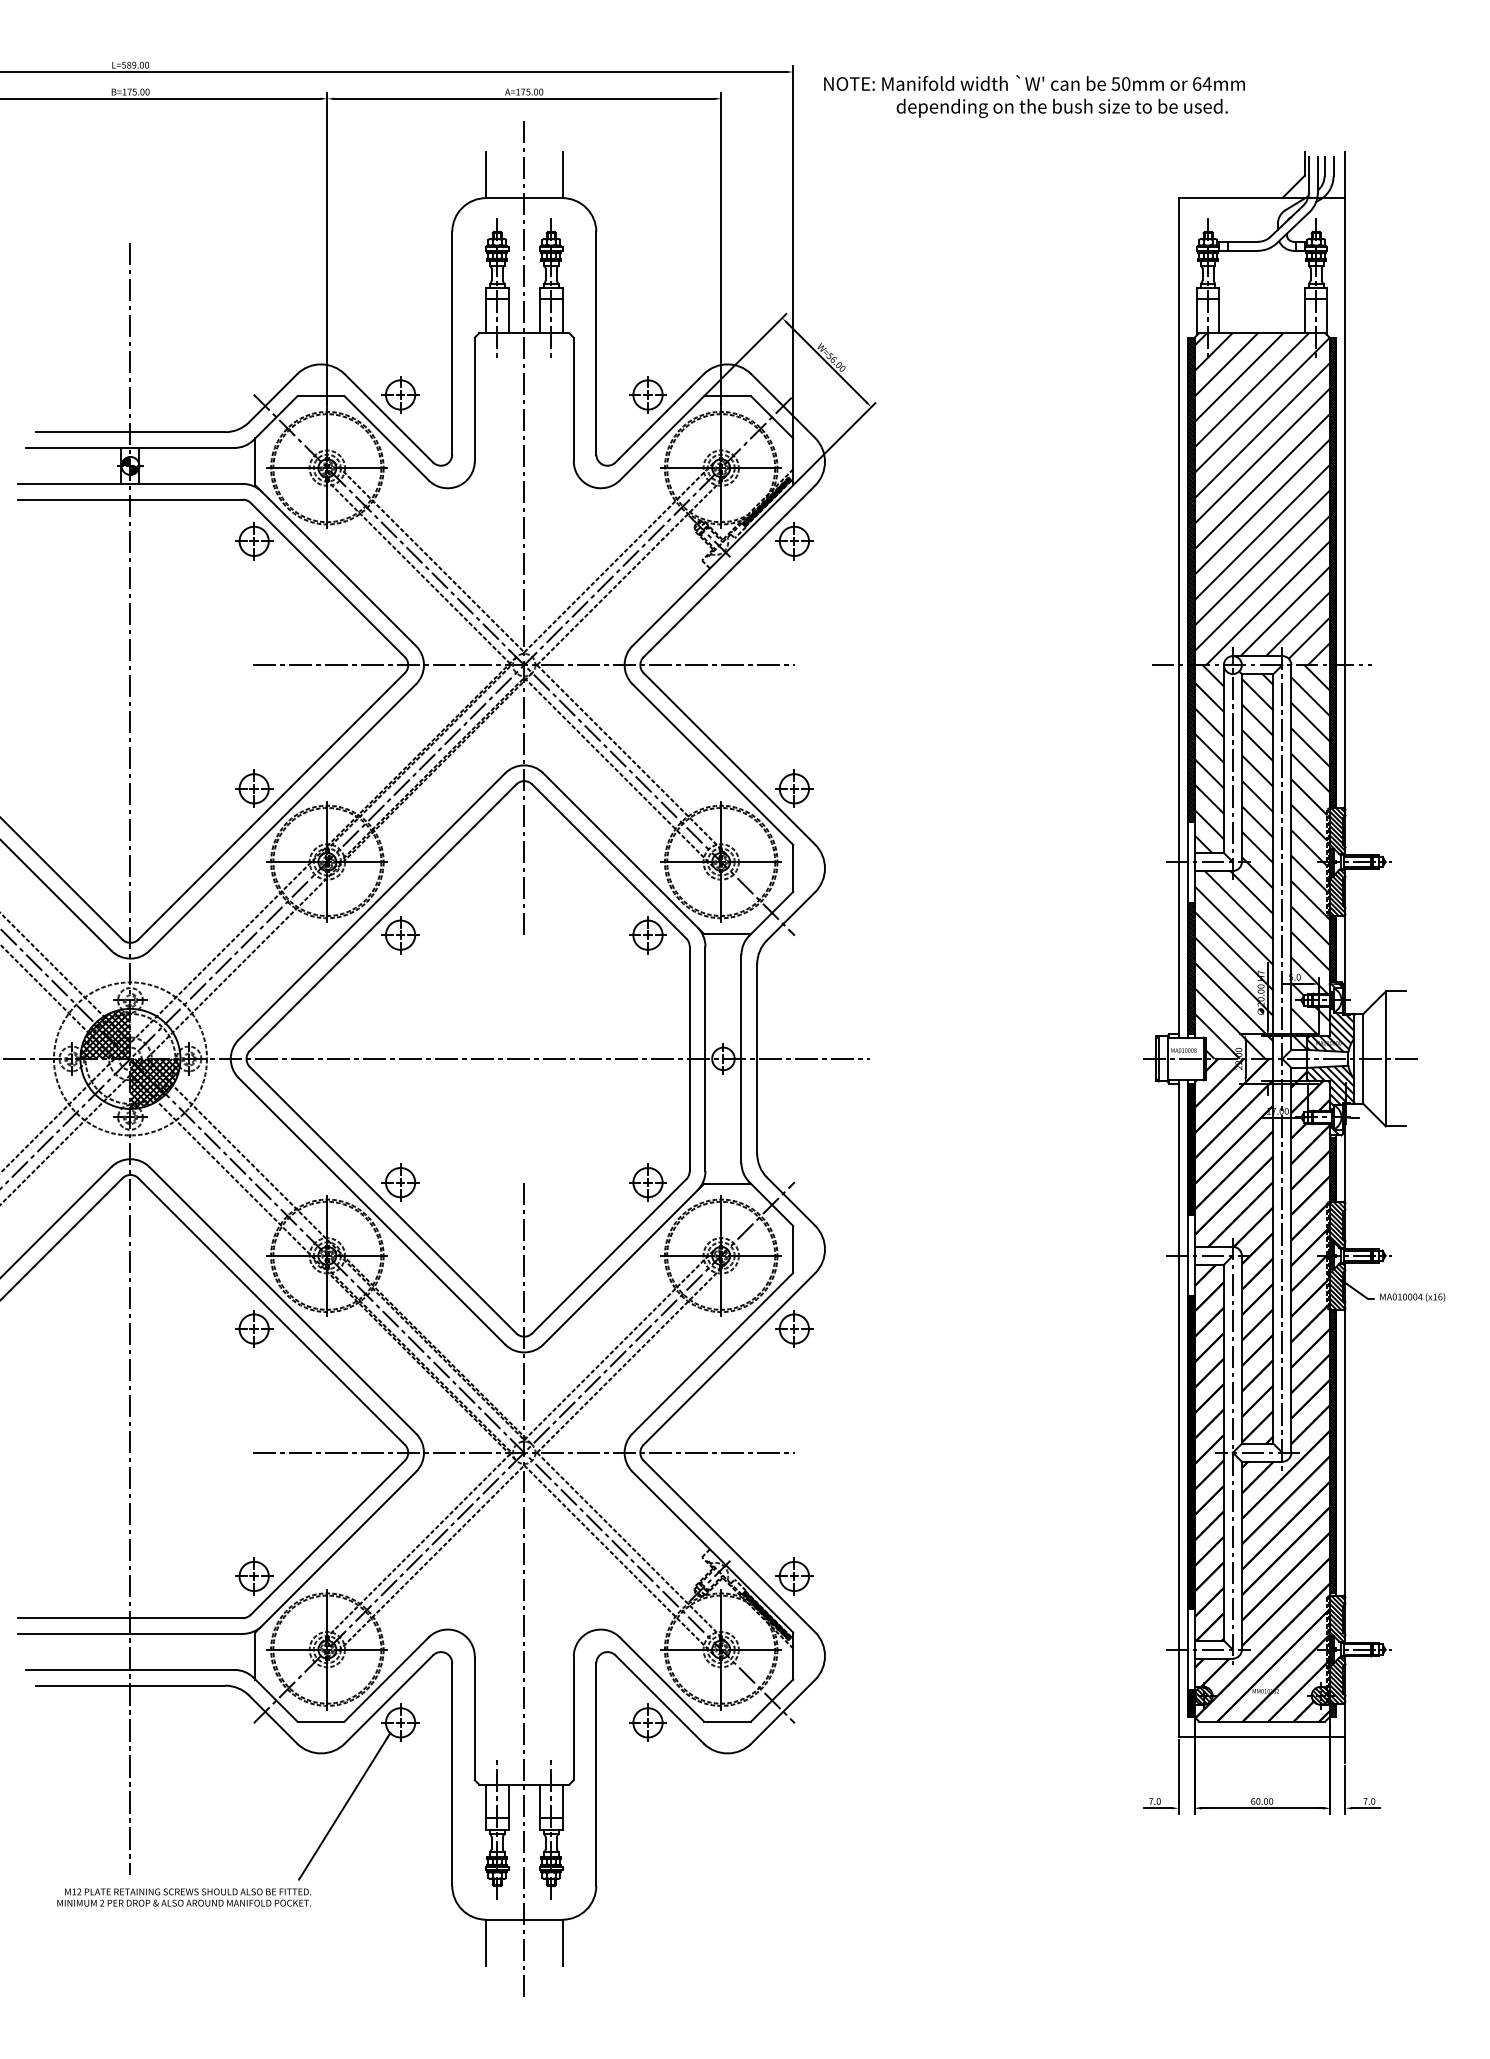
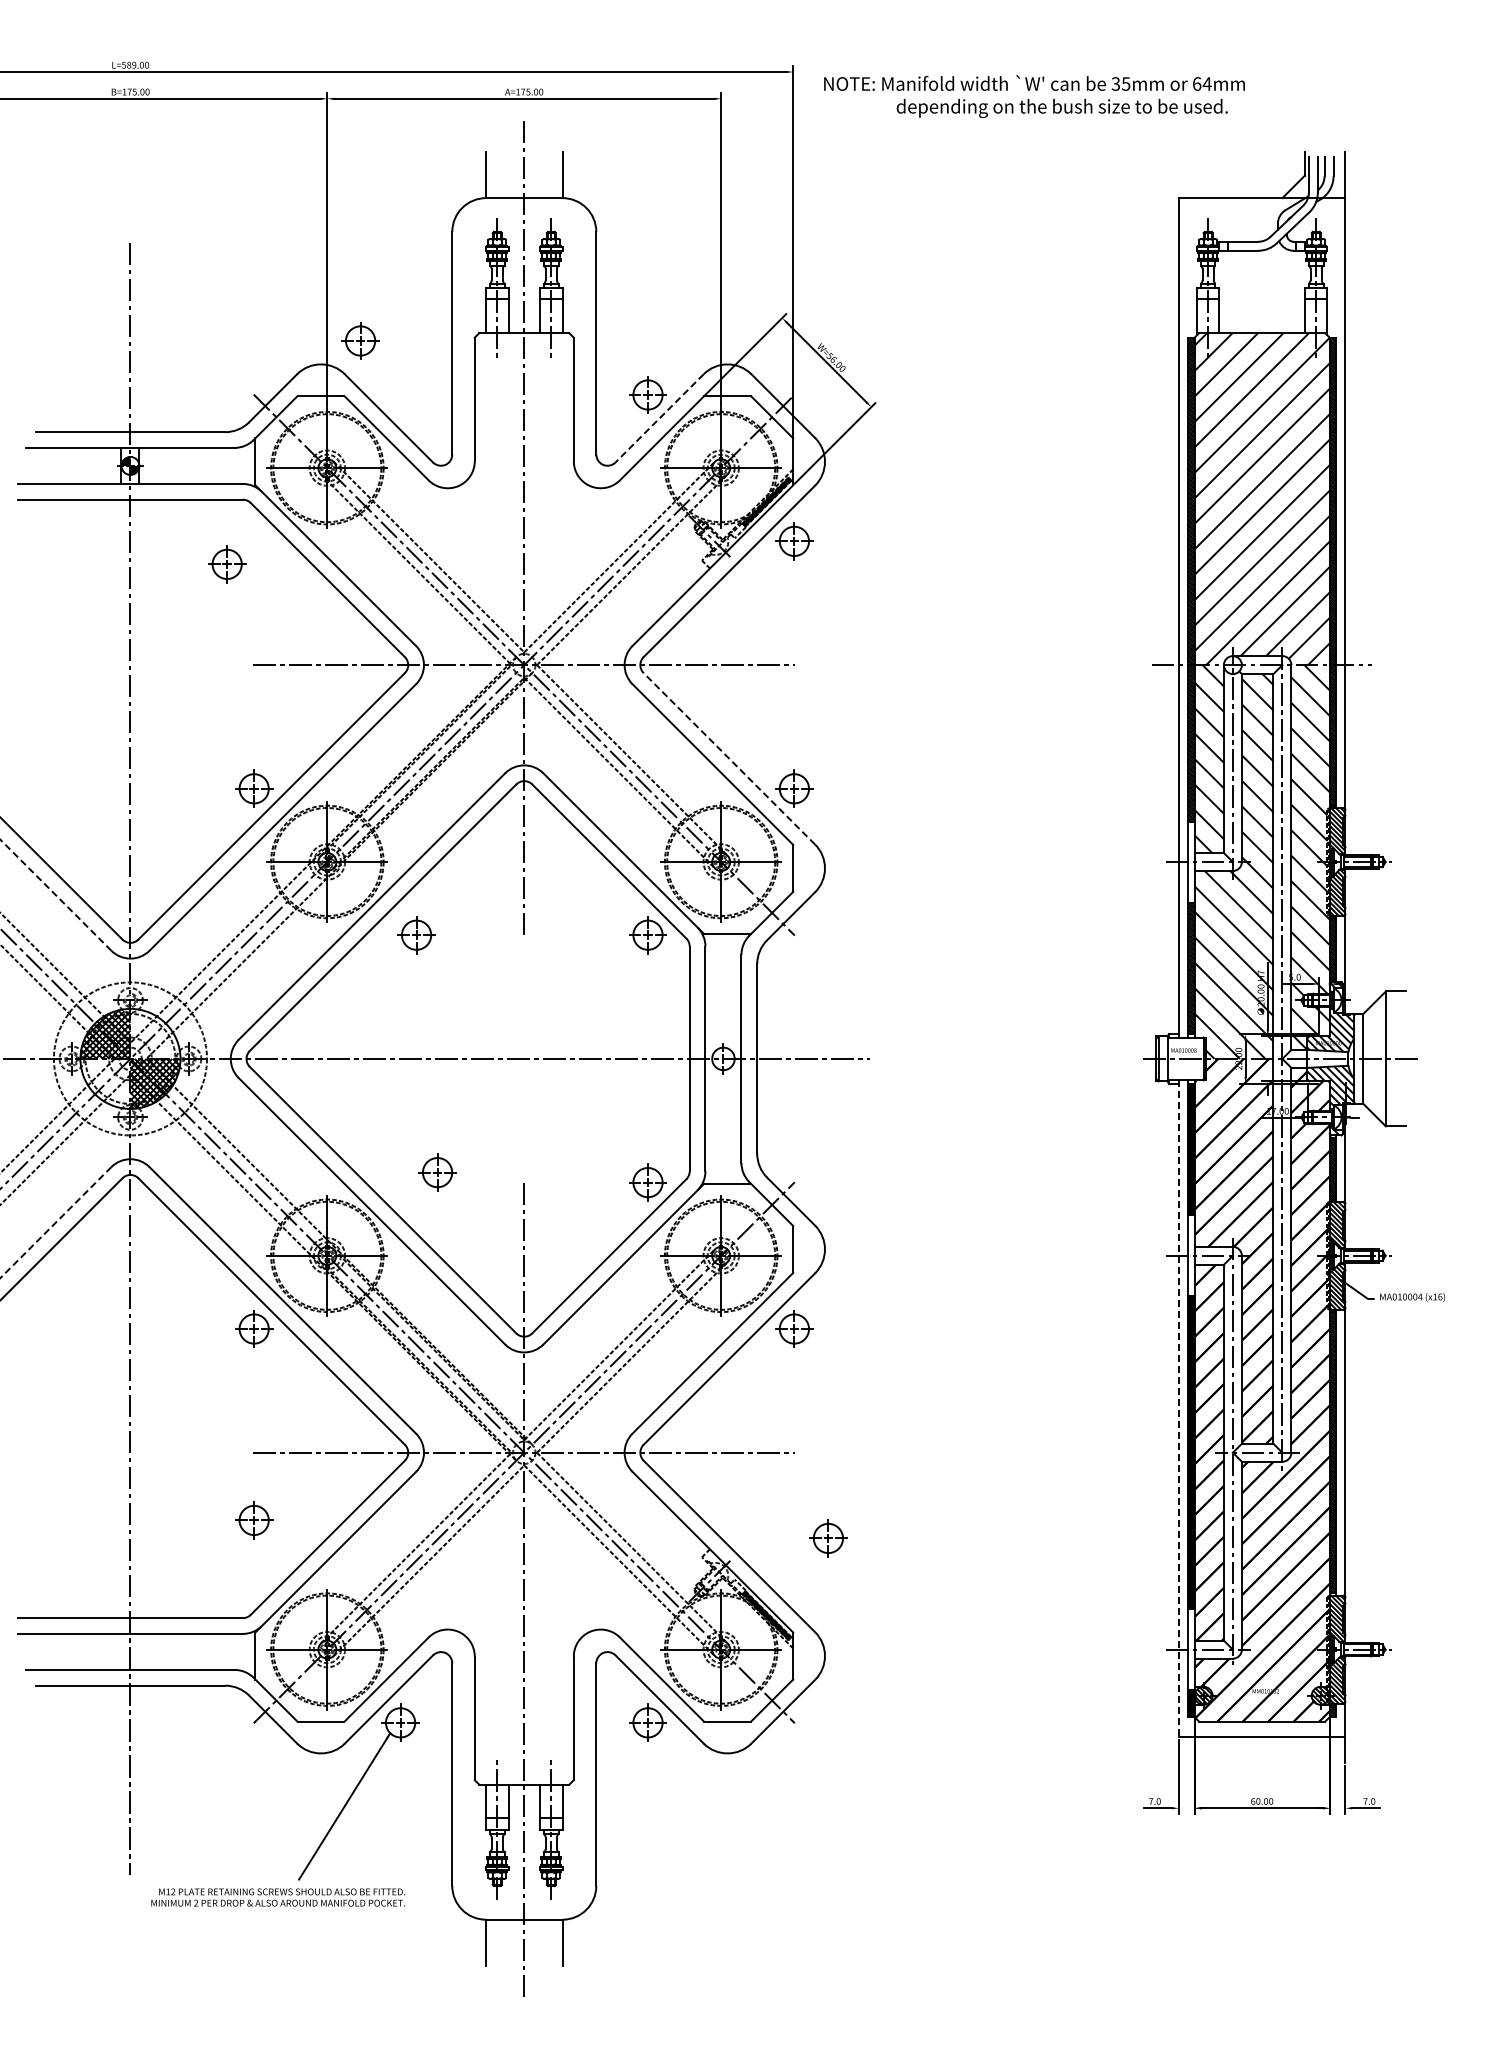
text: 50mm -> 35mm (1121, 83)
part position: (400, 394) -> (360, 340) (360, 340)
line: solid -> dashed (659, 418)
part position: (254, 541) -> (227, 564) (227, 564)
line: solid -> dashed (729, 758)
line: solid -> dashed (55, 894)
part position: (400, 935) -> (416, 935) (416, 935)
part position: (400, 1182) -> (437, 1172) (437, 1172)
line: solid -> dashed (55, 1222)
line: solid -> dashed (1178, 1408)
part position: (254, 1576) -> (254, 1520) (254, 1520)
part position: (794, 1576) -> (828, 1538) (828, 1538)
text position: (184, 1897) -> (278, 1897) (278, 1897)
